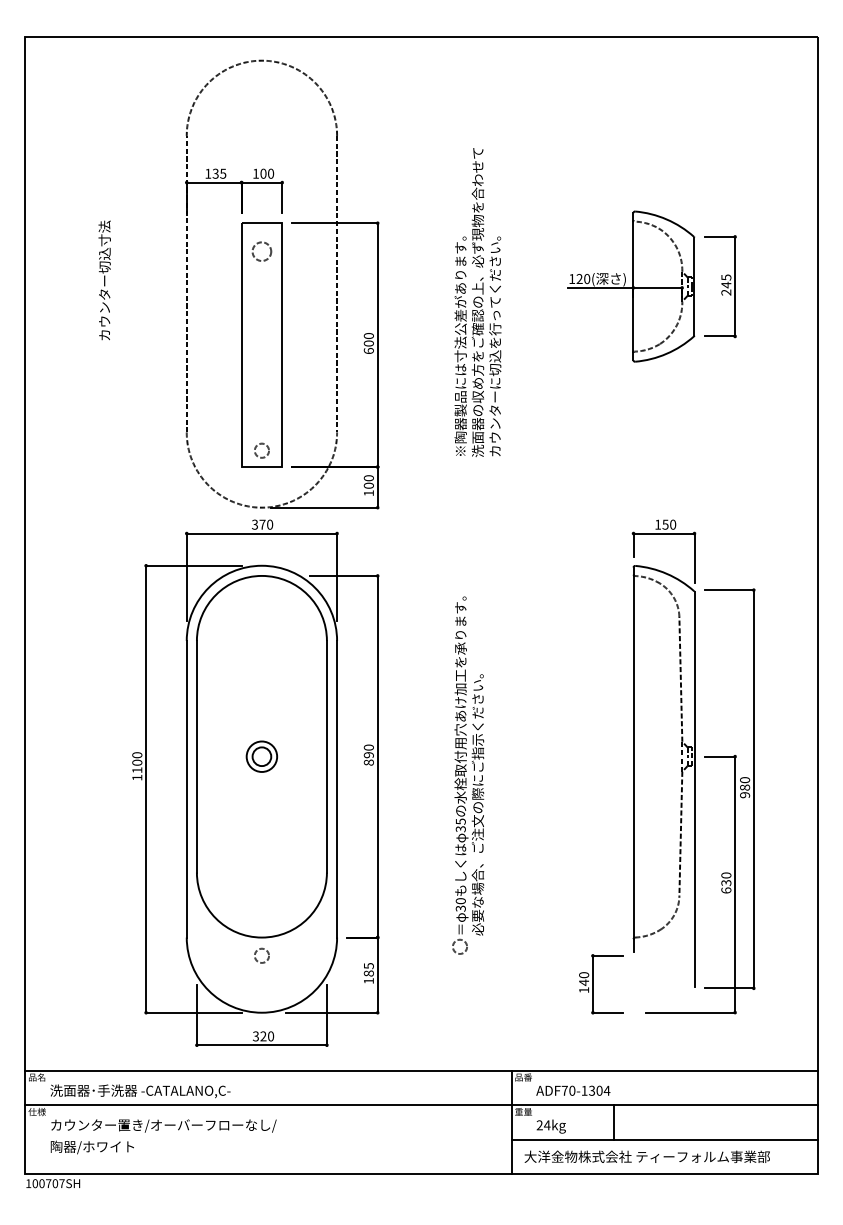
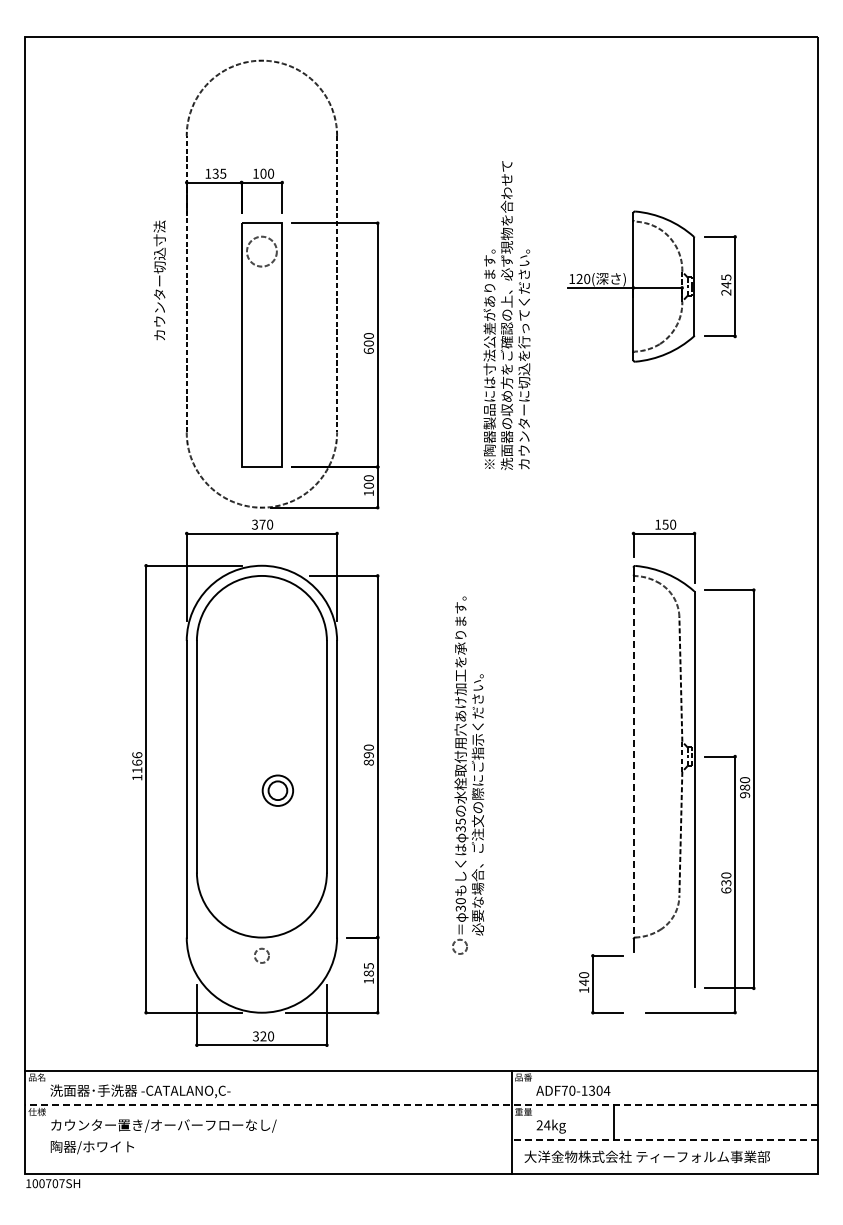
circle diameter: 19 px -> 30 px (261, 251)
text position: (104, 280) -> (159, 280) (159, 280)
text position: (477, 302) -> (506, 315) (506, 315)
circle: present -> none (261, 450)
part position: (261, 756) -> (277, 790) (277, 790)
line: solid -> dashed (633, 757)
text: 1100 -> 1166 (137, 758)
line: solid -> dashed (421, 1105)
line: solid -> dashed (664, 1139)
